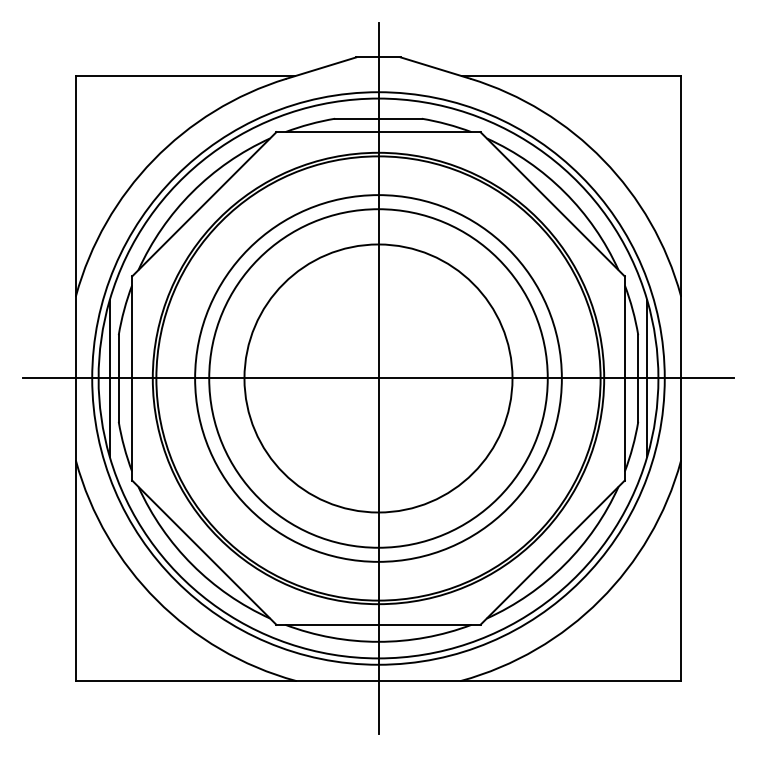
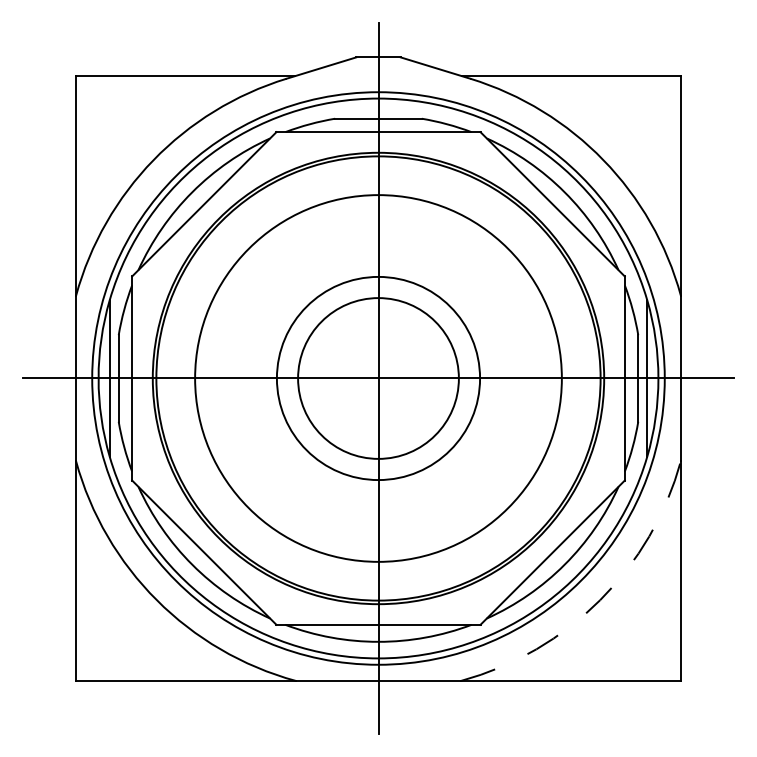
circle diameter: 268 px -> 161 px (378, 378)
circle diameter: 339 px -> 203 px (378, 378)
arc: solid -> dashed (600, 600)
